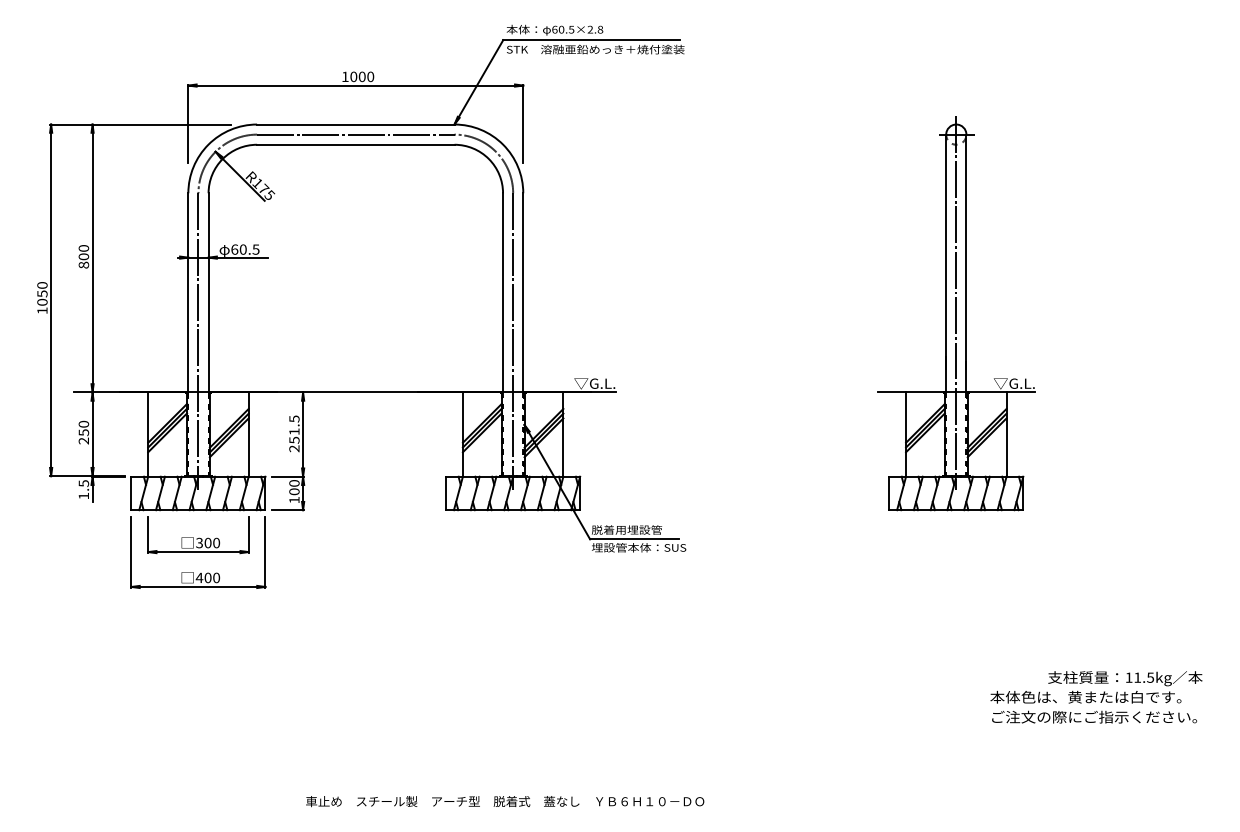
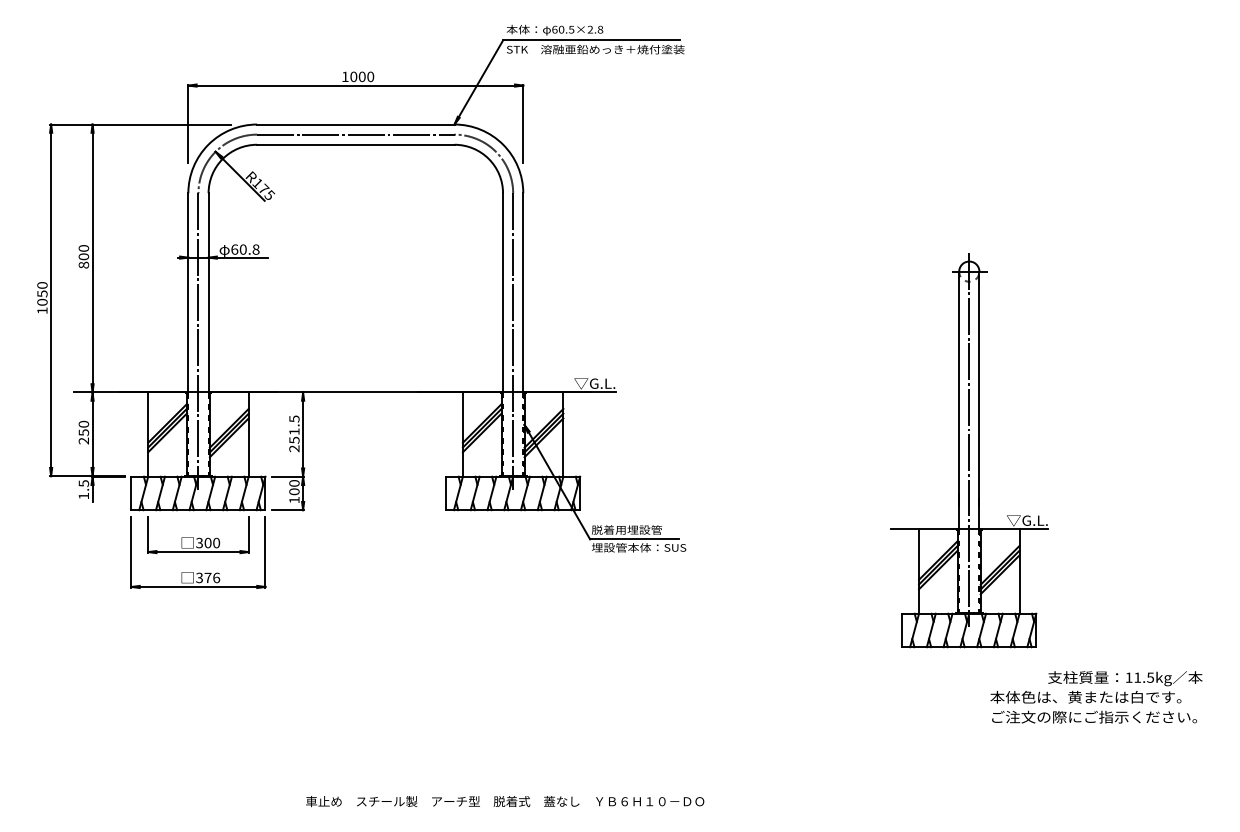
text: 60.5 -> 60.8 (255, 249)
part position: (956, 313) -> (969, 450) (969, 450)
text: 400 -> 376 (207, 577)
